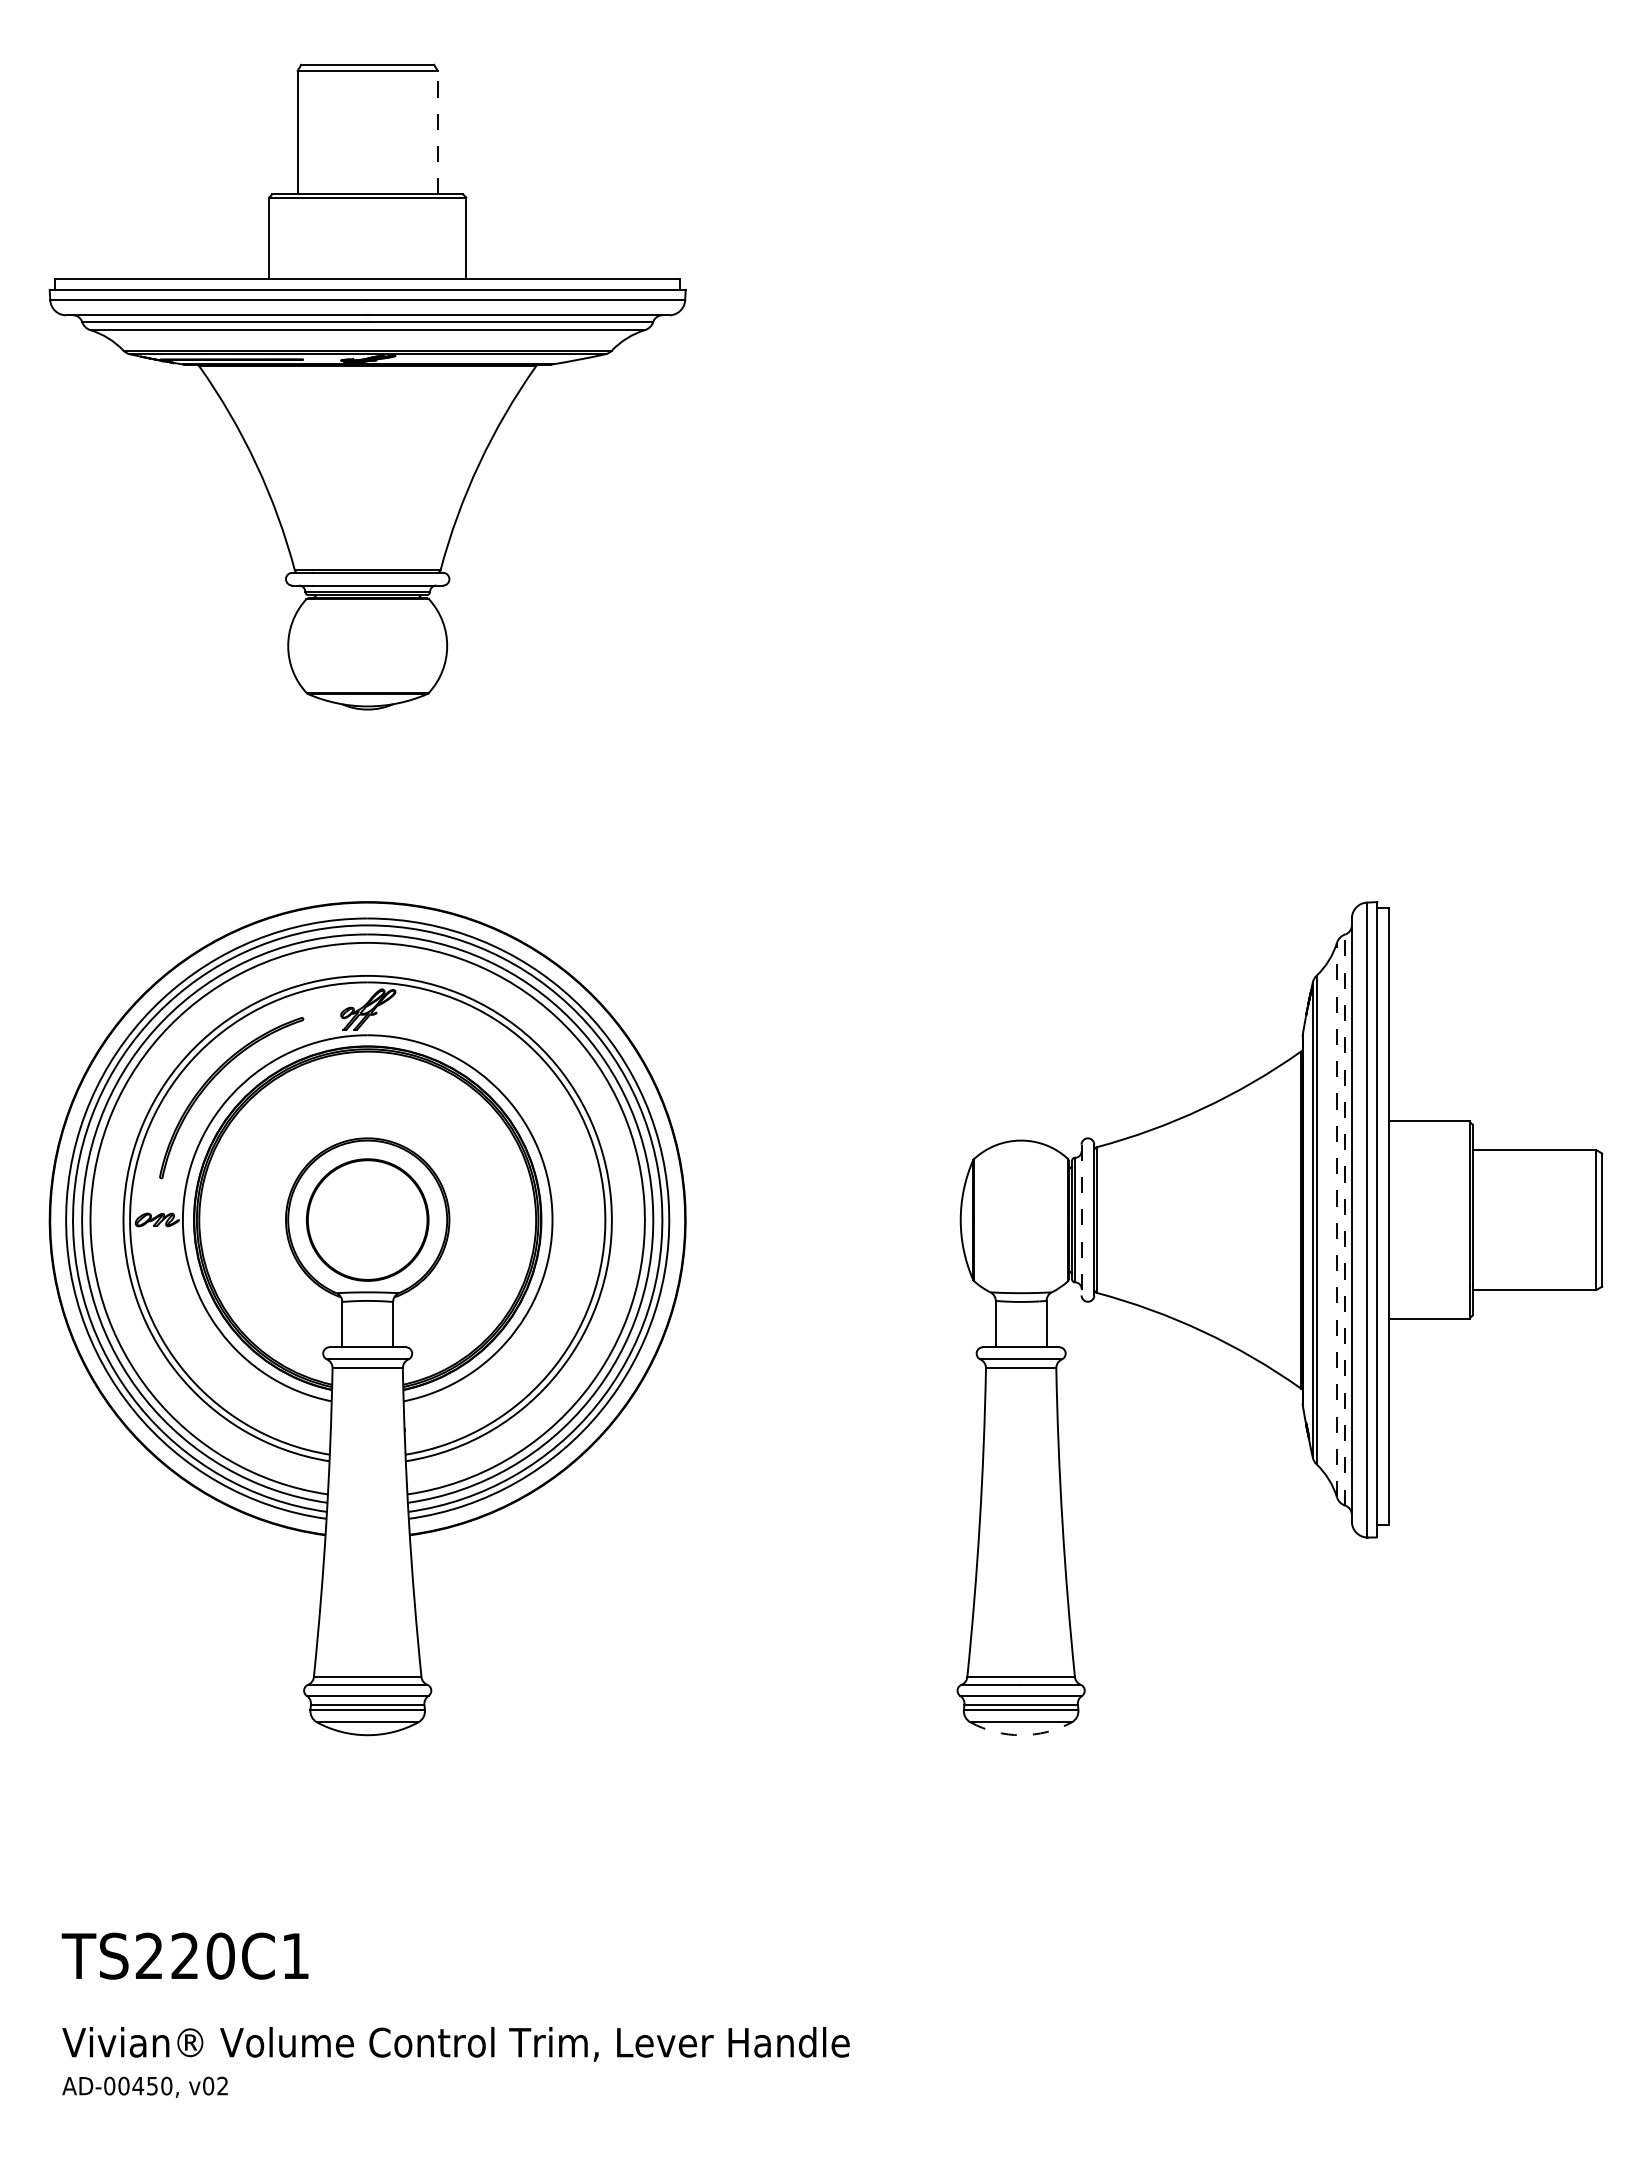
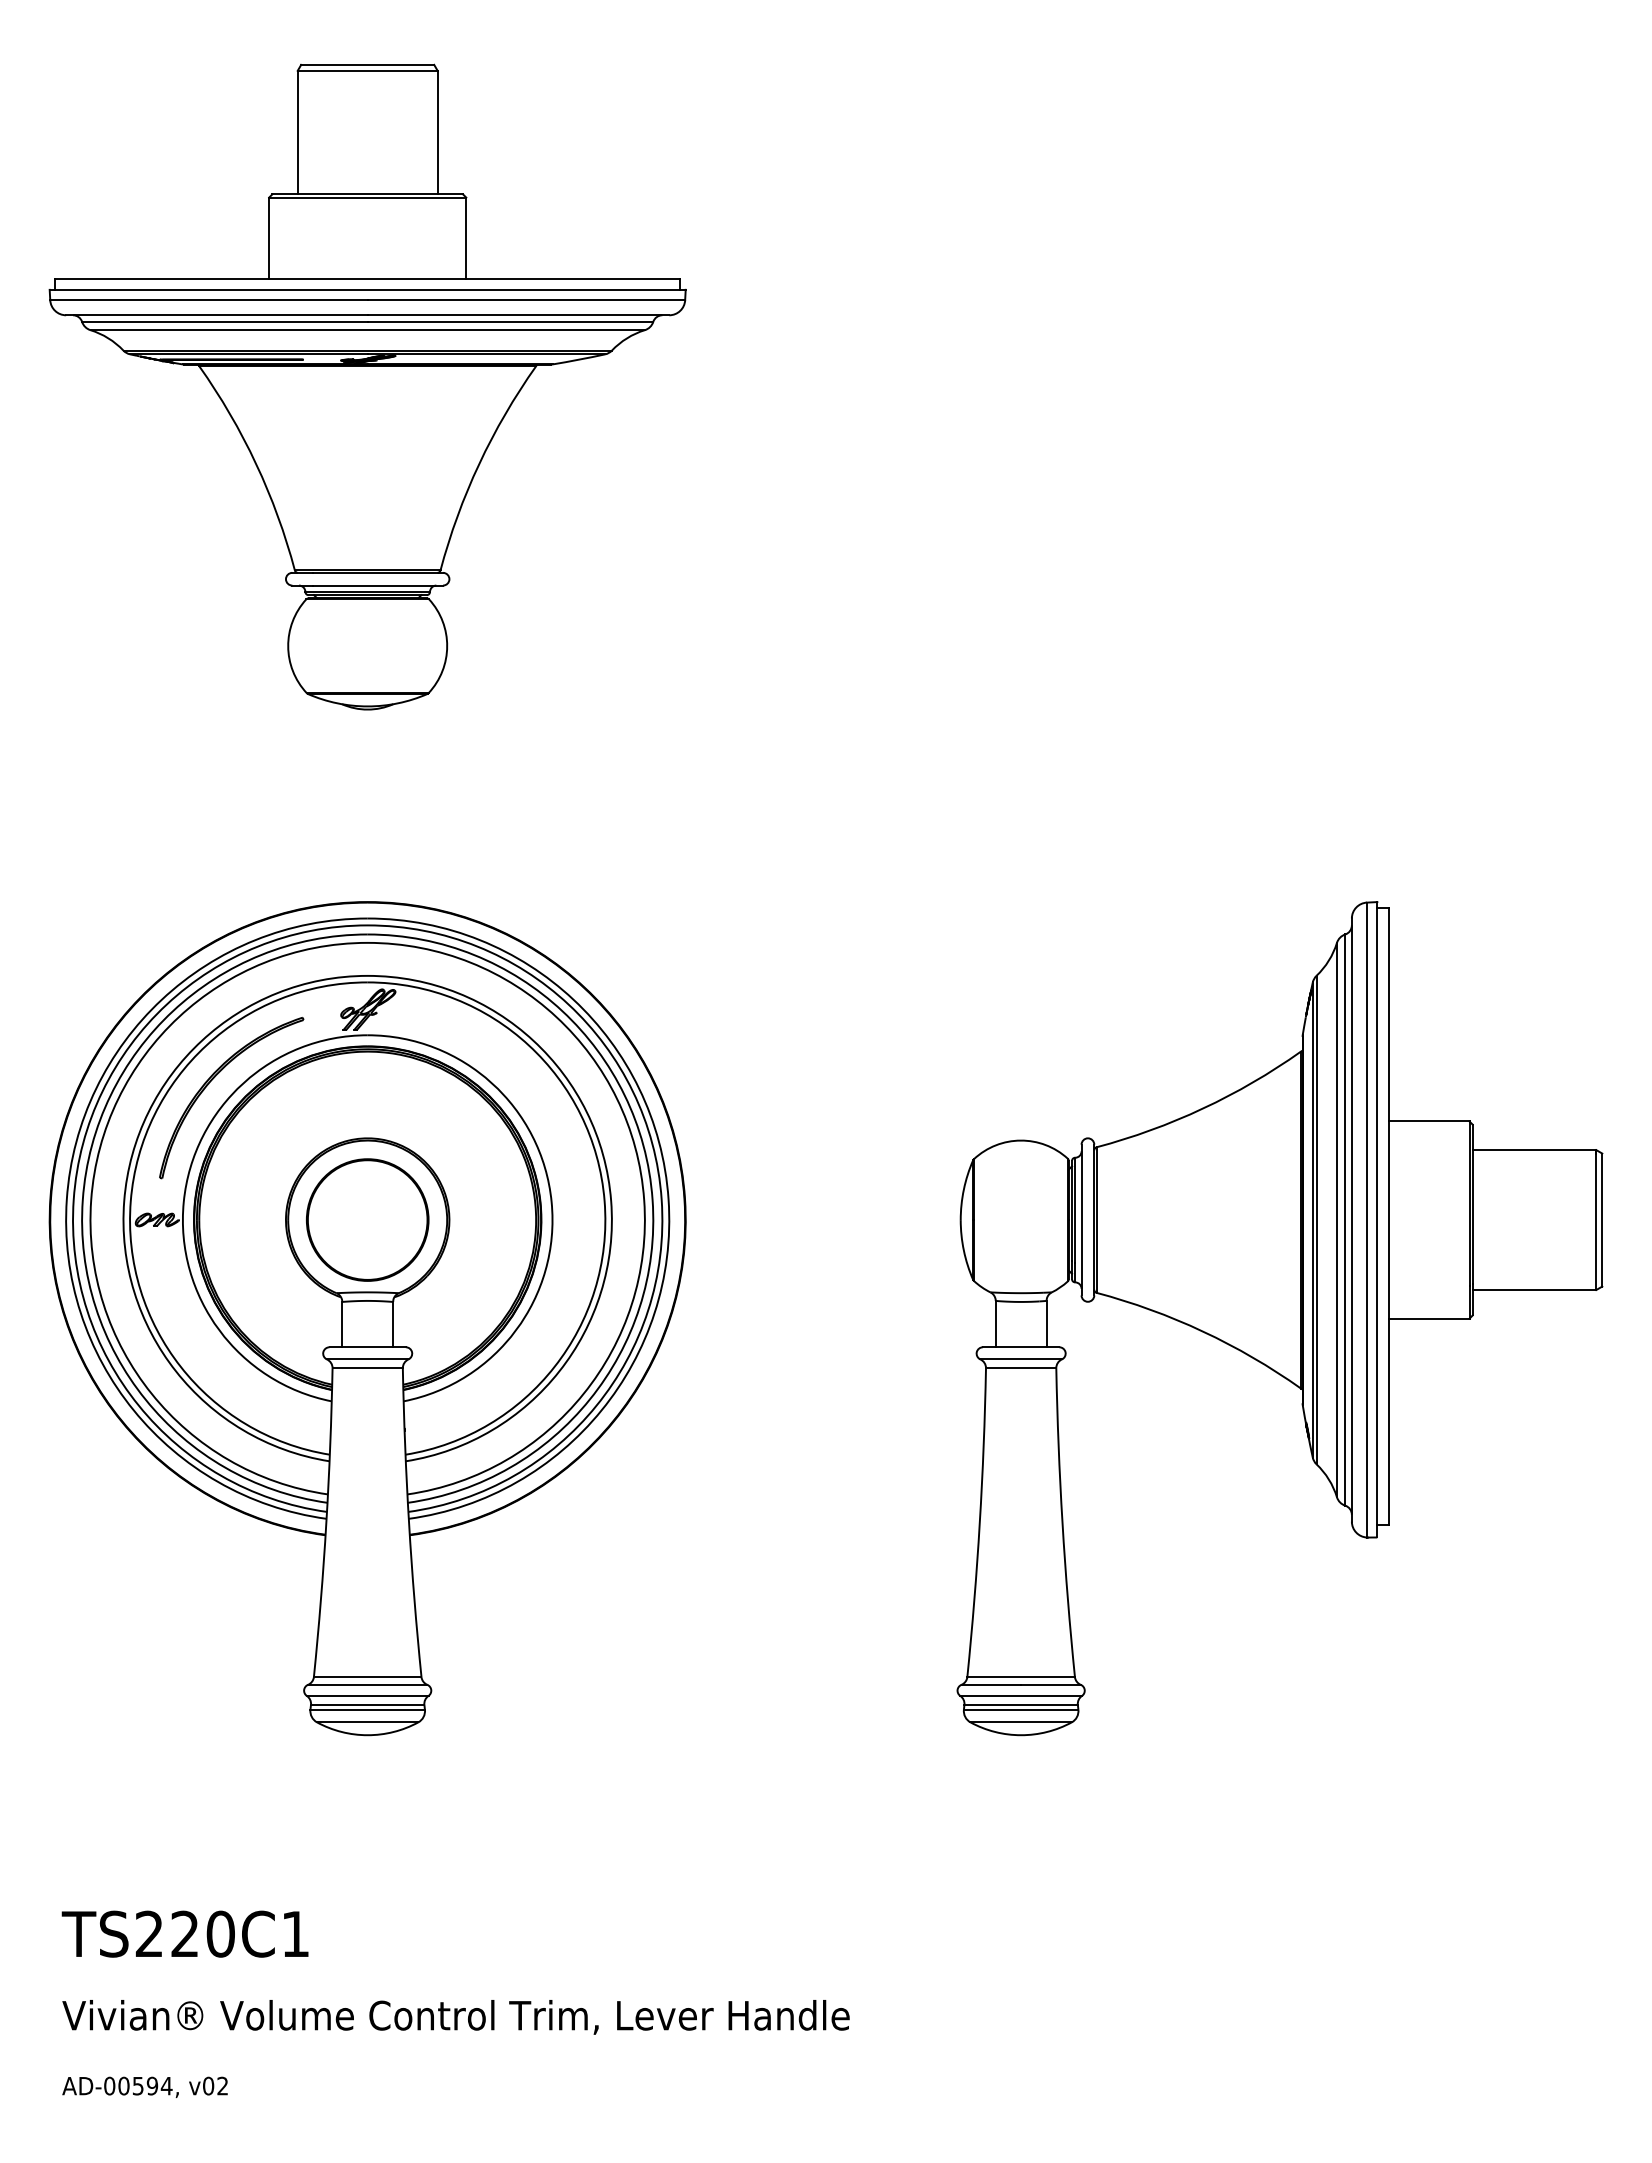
line: dashed -> solid (437, 132)
line: dashed -> solid (1336, 1219)
line: dashed -> solid (1081, 1220)
line: dashed -> solid (1345, 1220)
arc: dashed -> solid (1021, 1735)
text position: (184, 1955) -> (184, 1933) (184, 1933)
text position: (455, 2044) -> (455, 2017) (455, 2017)
text: AD-00450, -> AD-00594, (152, 2085)
